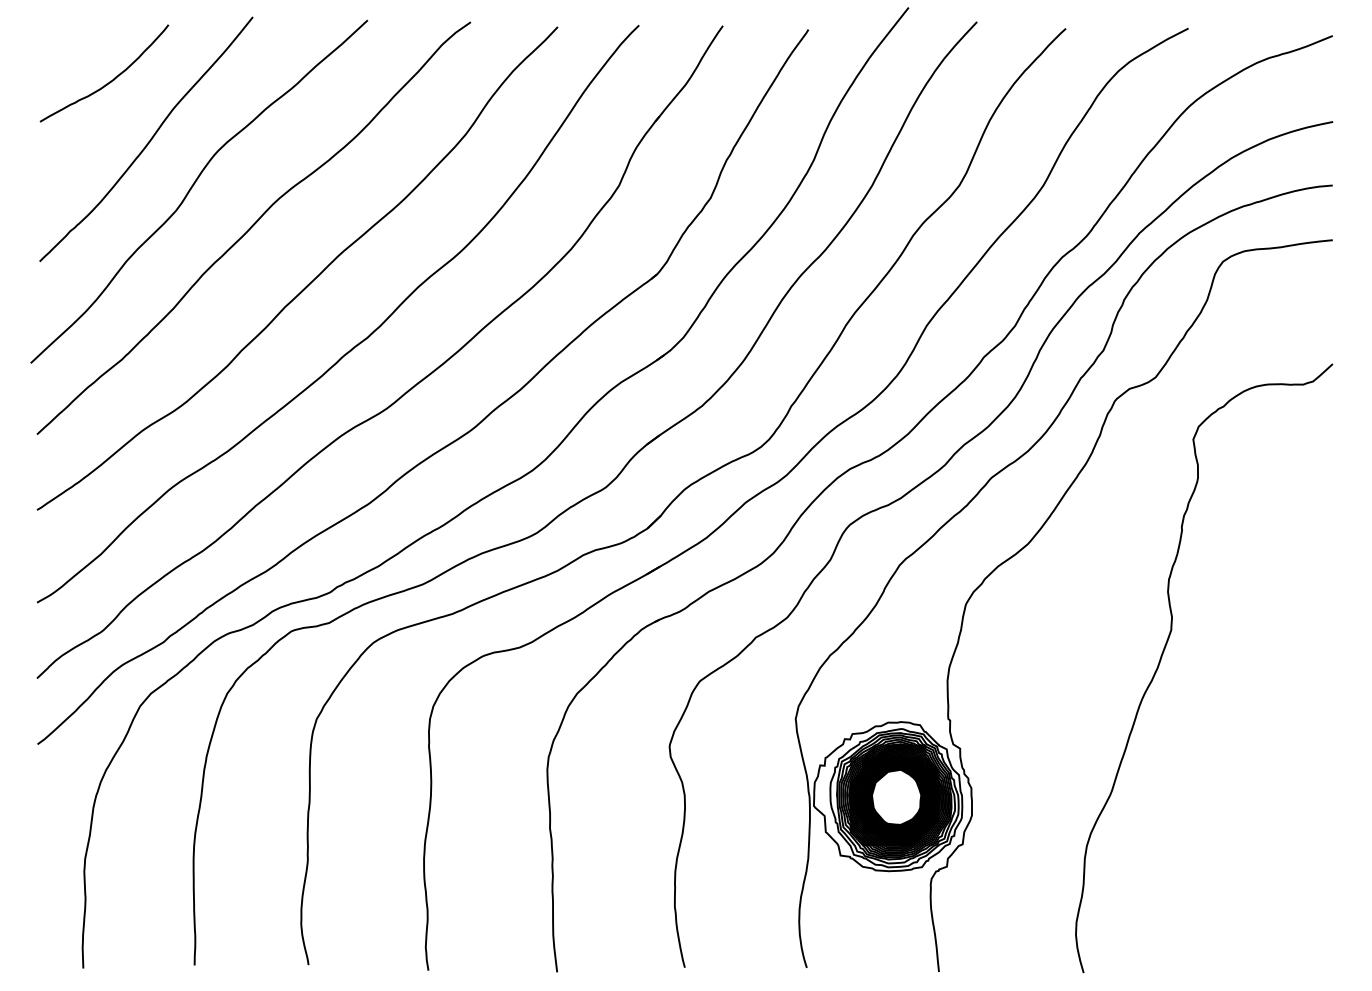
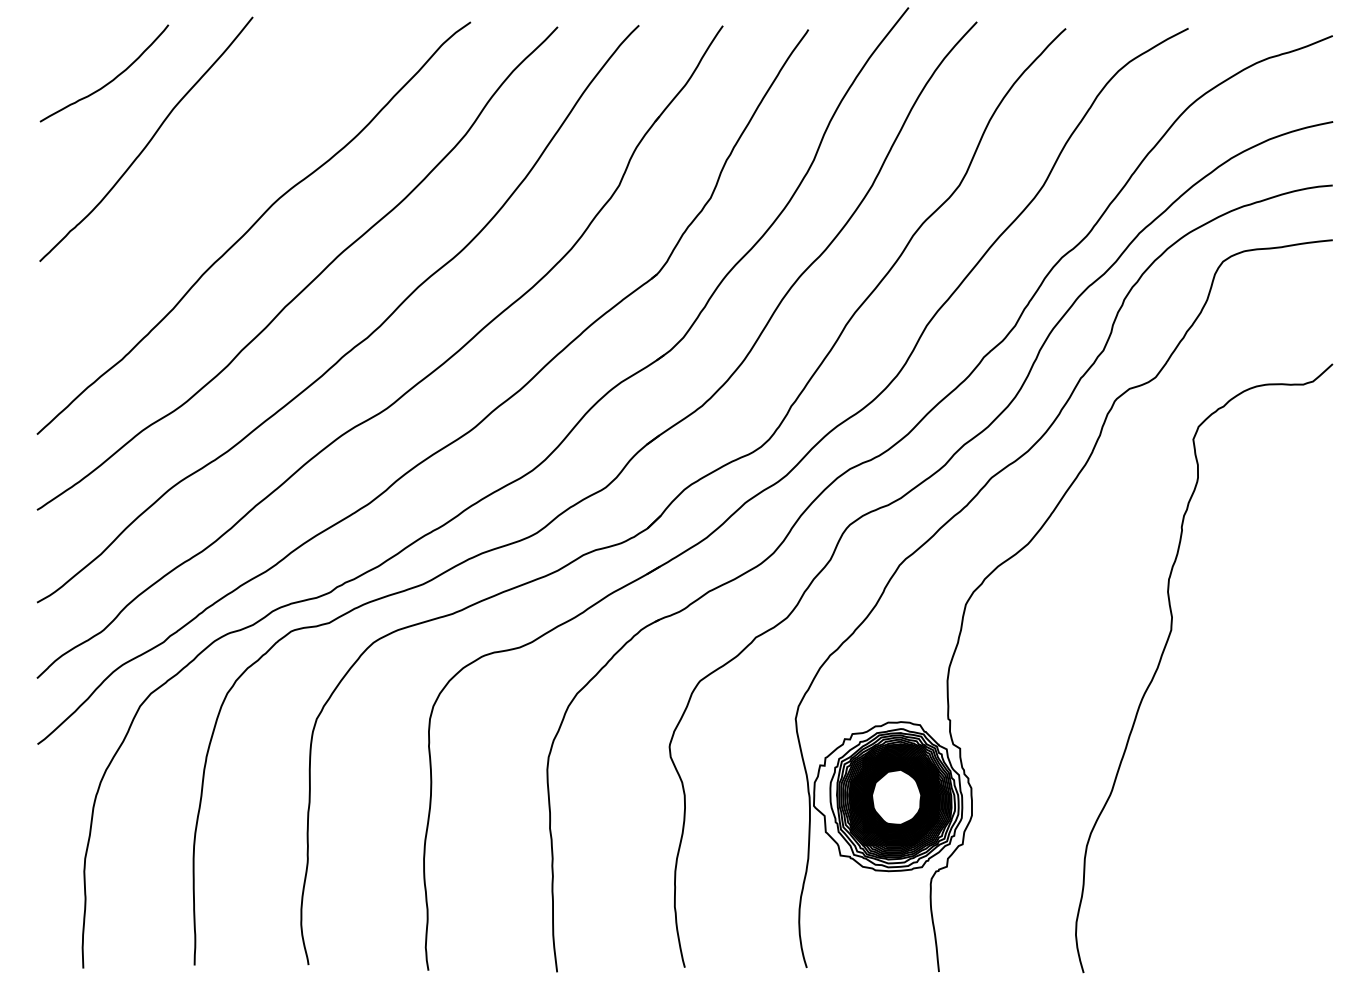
curve: present -> none (192, 188)
